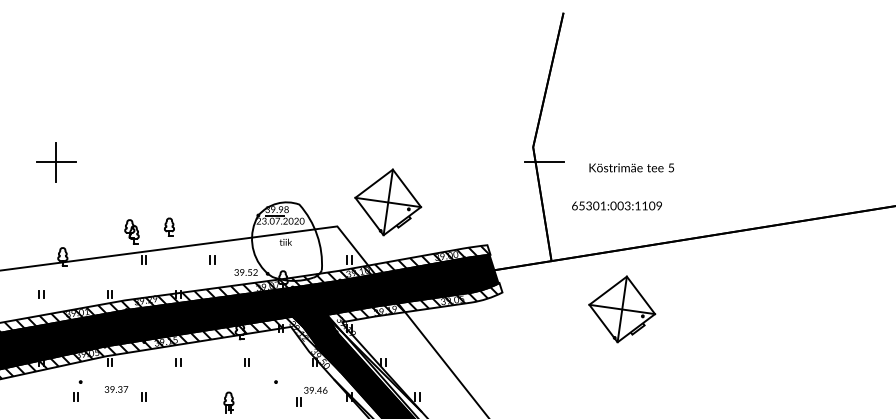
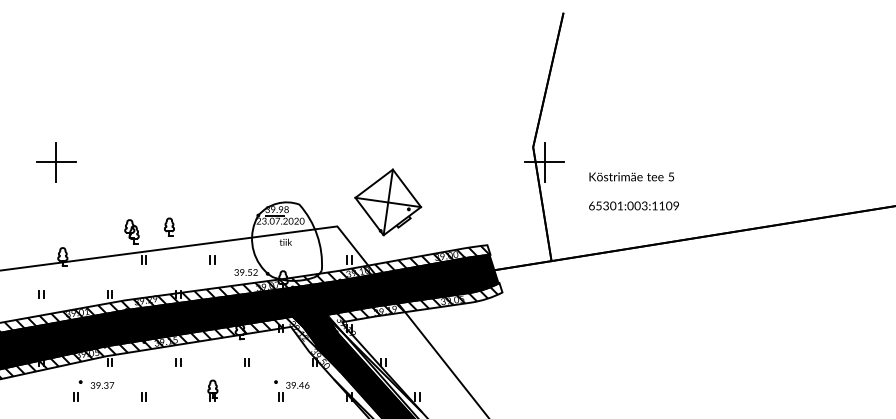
line: none -> present (544, 161)
text position: (631, 167) -> (631, 176) (631, 176)
text position: (616, 205) -> (633, 205) (633, 205)
part: present -> none (622, 309)
text position: (116, 389) -> (102, 385) (102, 385)
part position: (311, 396) -> (293, 391) (293, 391)
part position: (228, 402) -> (212, 390) (212, 390)
